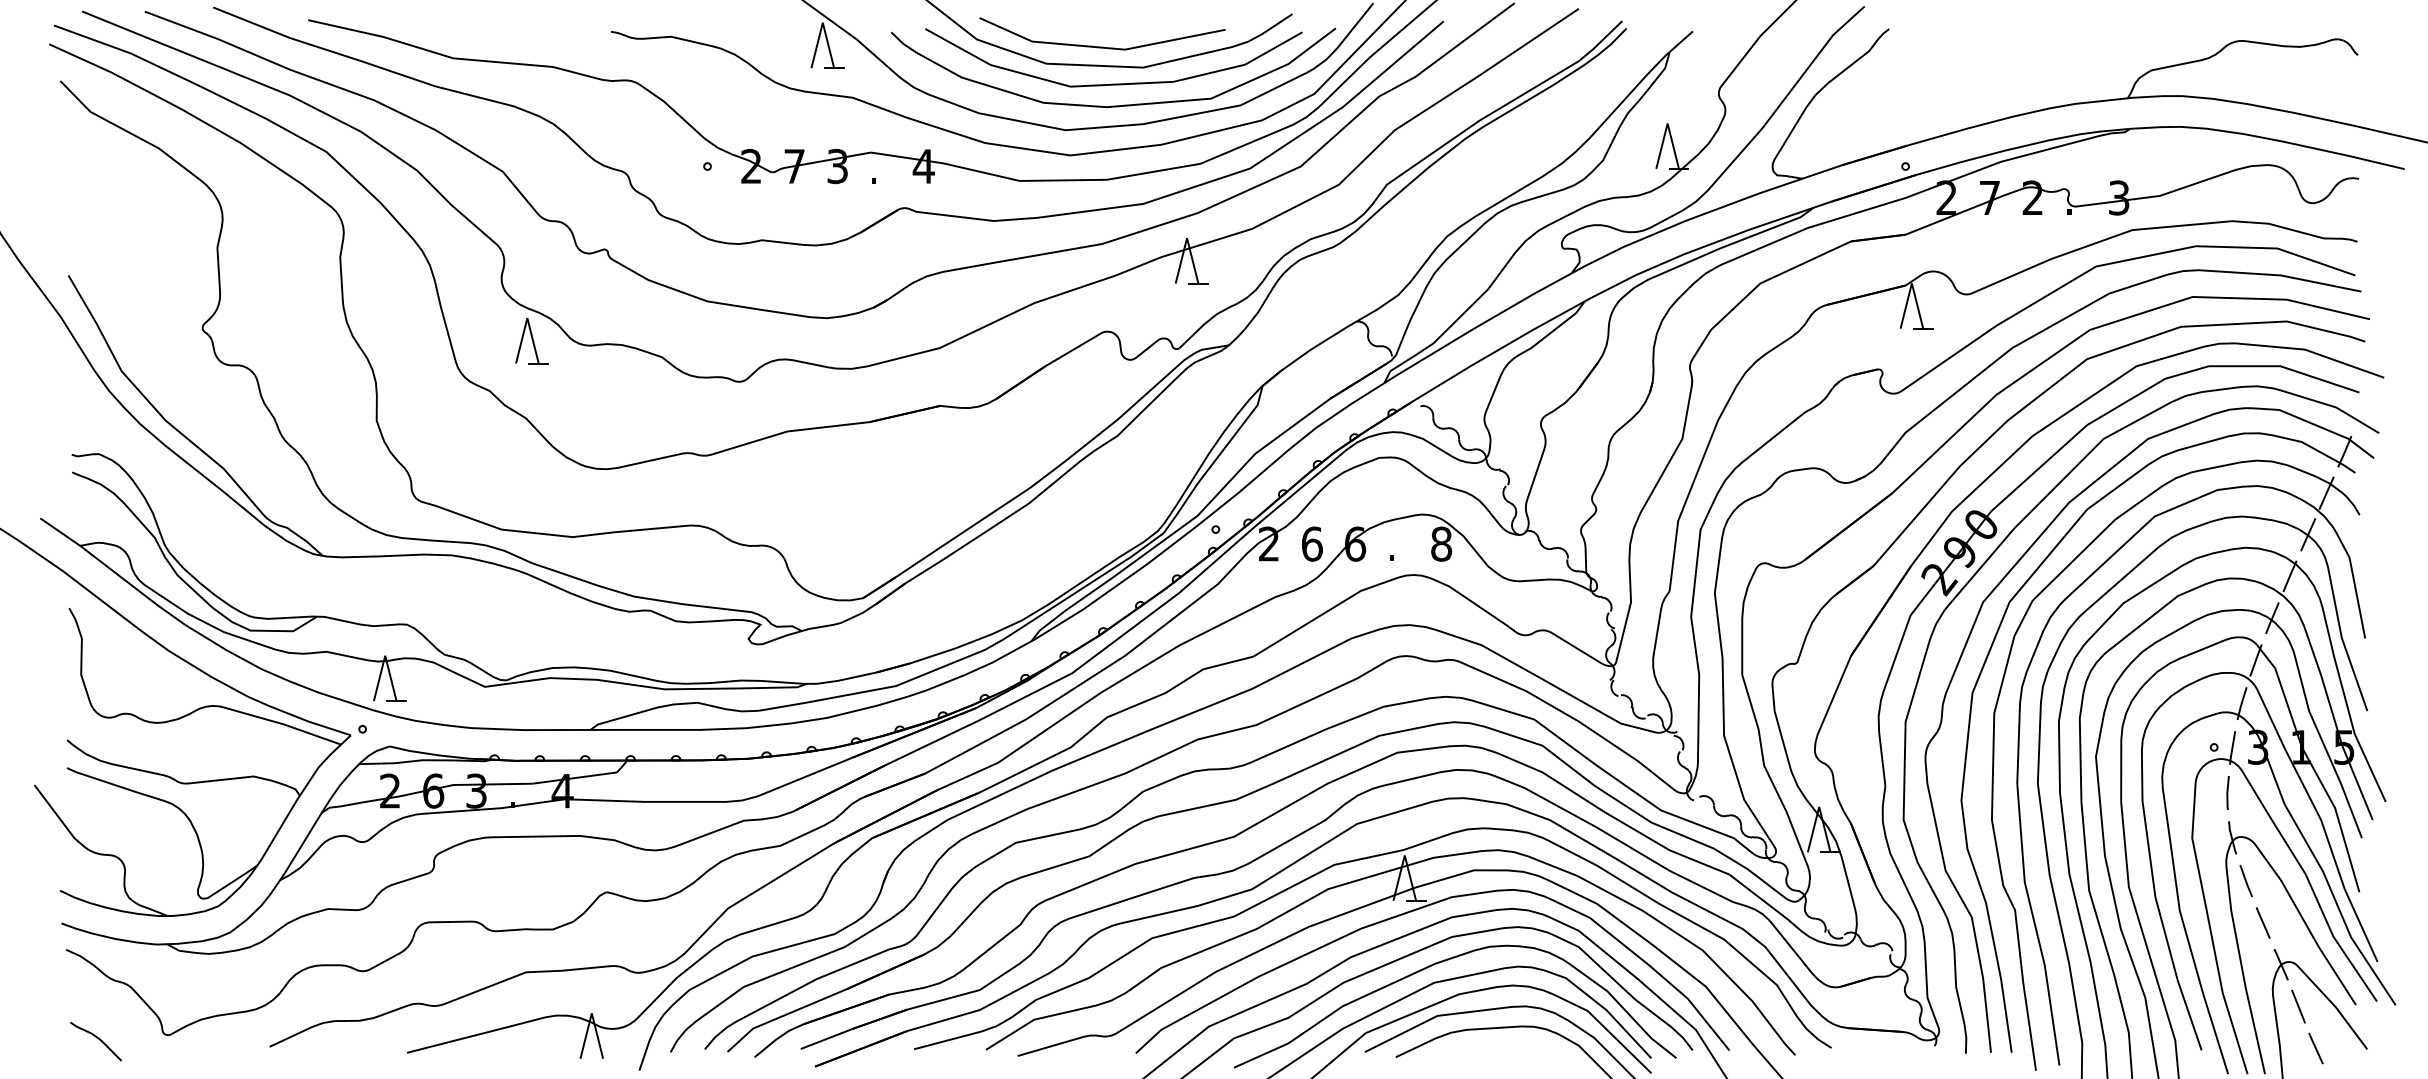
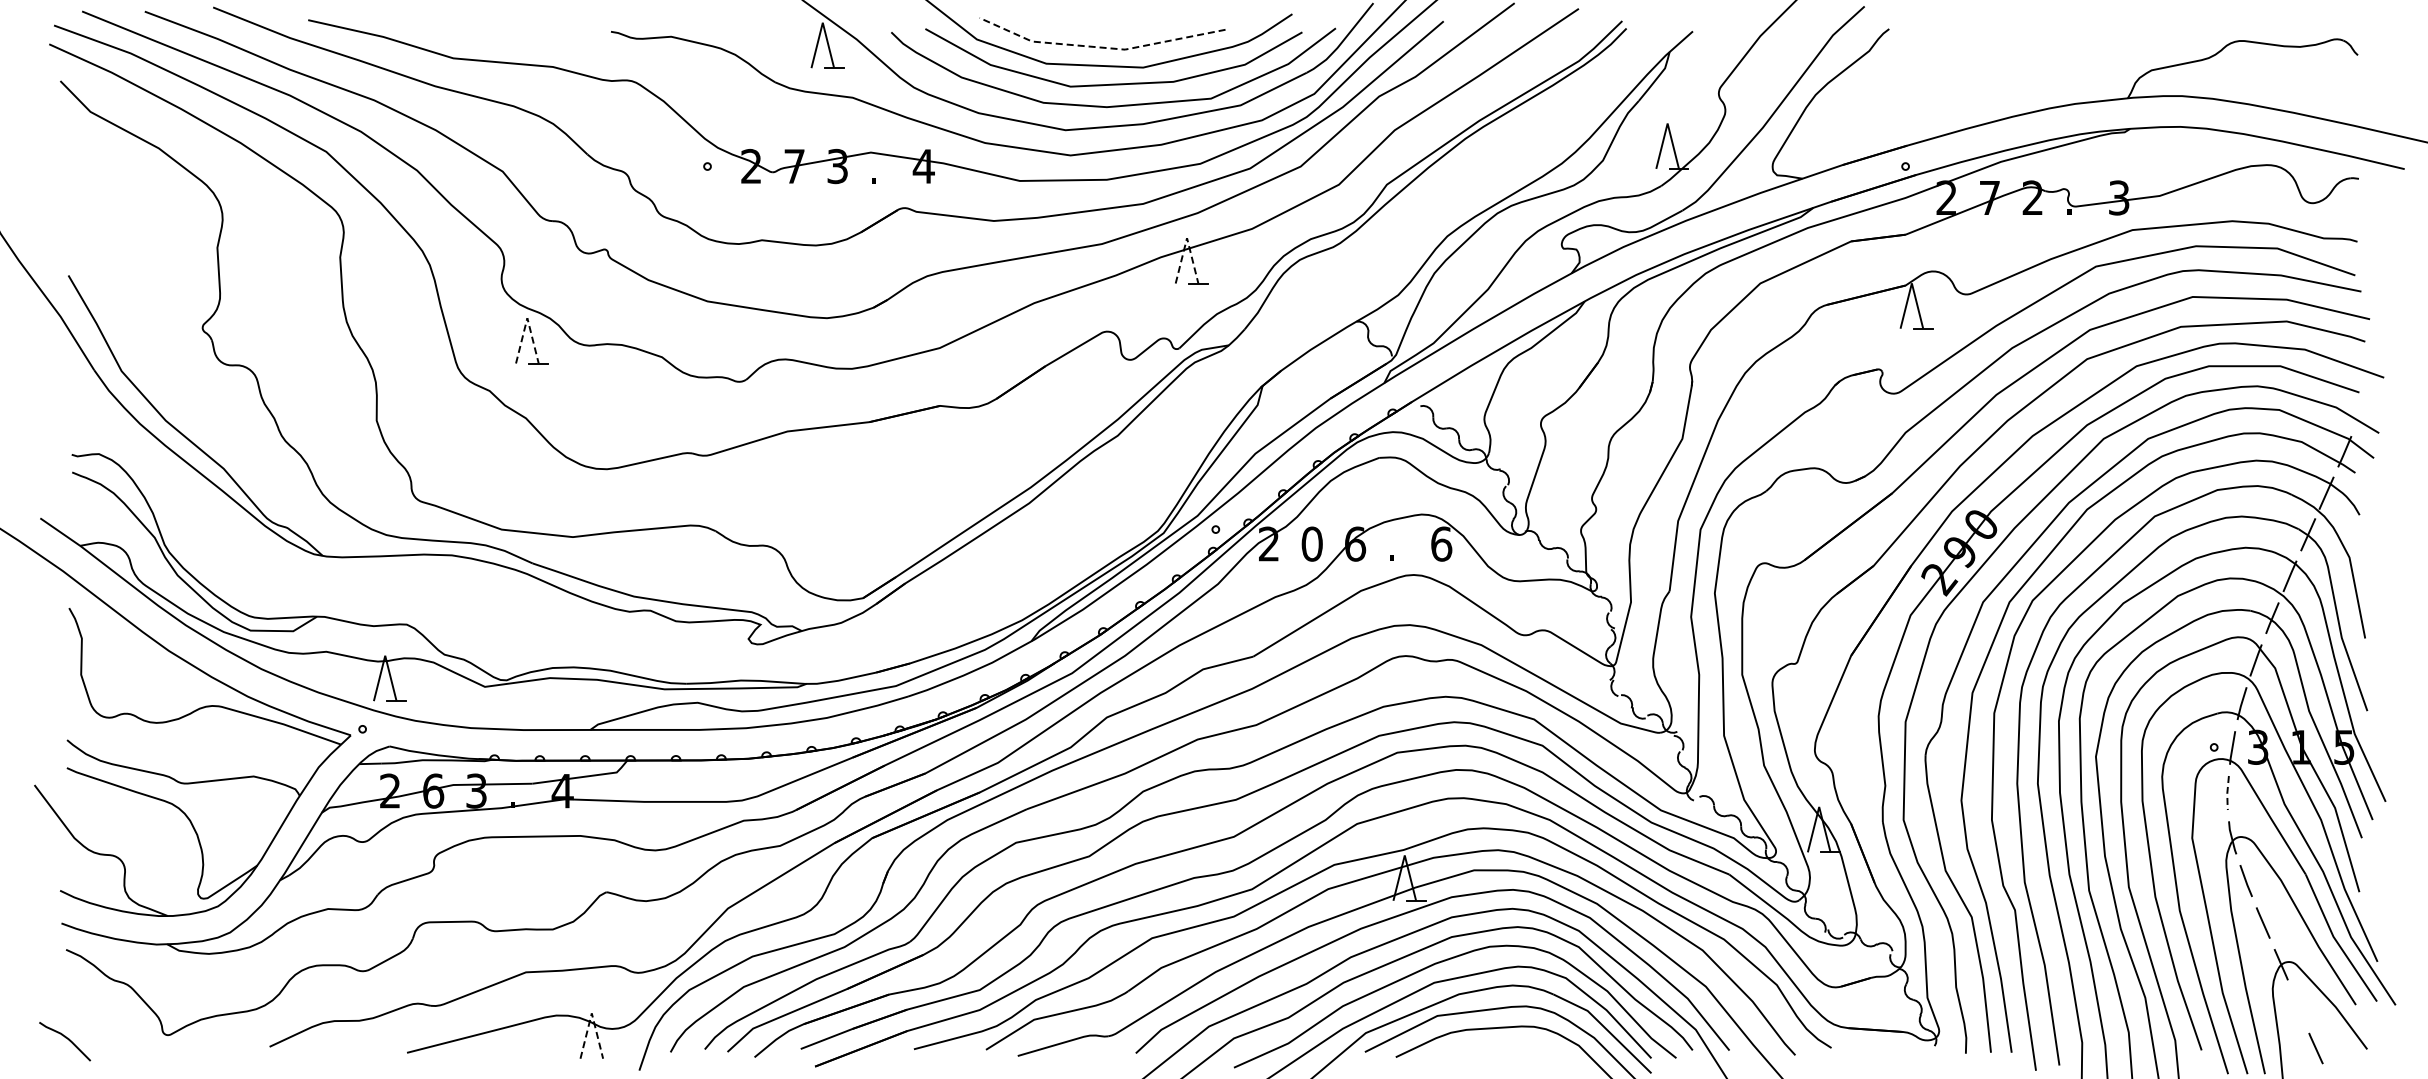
line: solid -> dashed (1100, 47)
line: solid -> dashed (1187, 238)
line: solid -> dashed (527, 318)
text: 6 -> 0 (1311, 543)
text: 8 -> 6 (1441, 543)
line: solid -> dashed (2227, 793)
line: present -> none (2298, 1006)
line: solid -> dashed (591, 1013)
curve position: (98, 1039) -> (67, 1039) (67, 1039)
